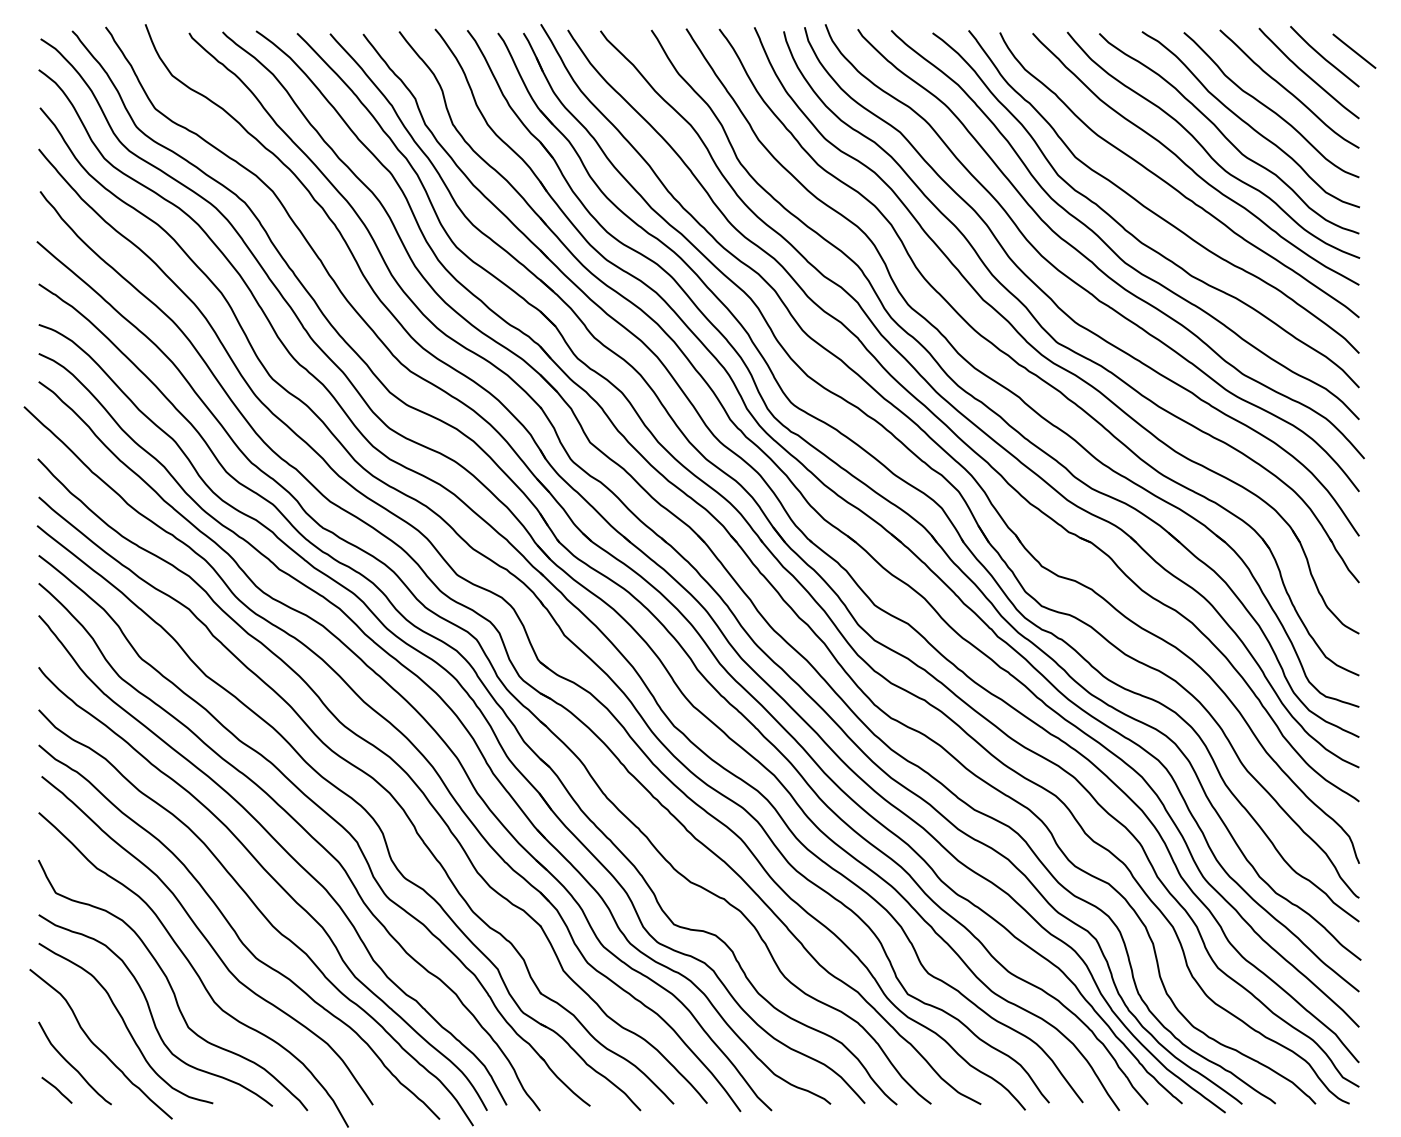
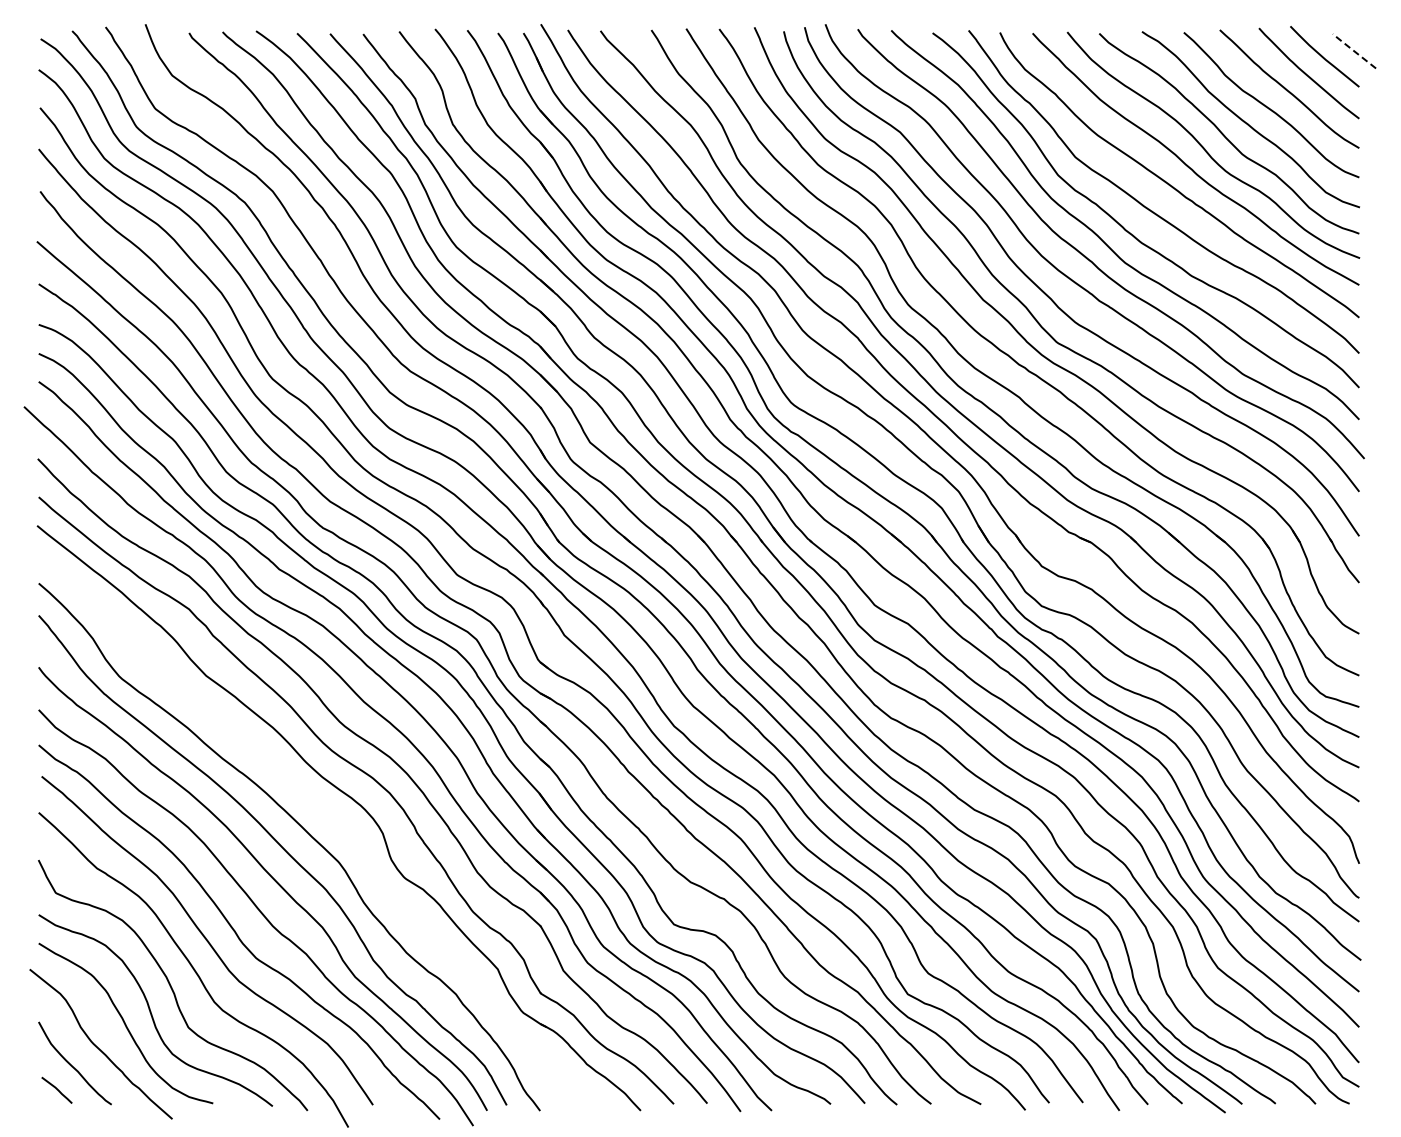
line: solid -> dashed (1353, 50)
part: present -> none (328, 816)
